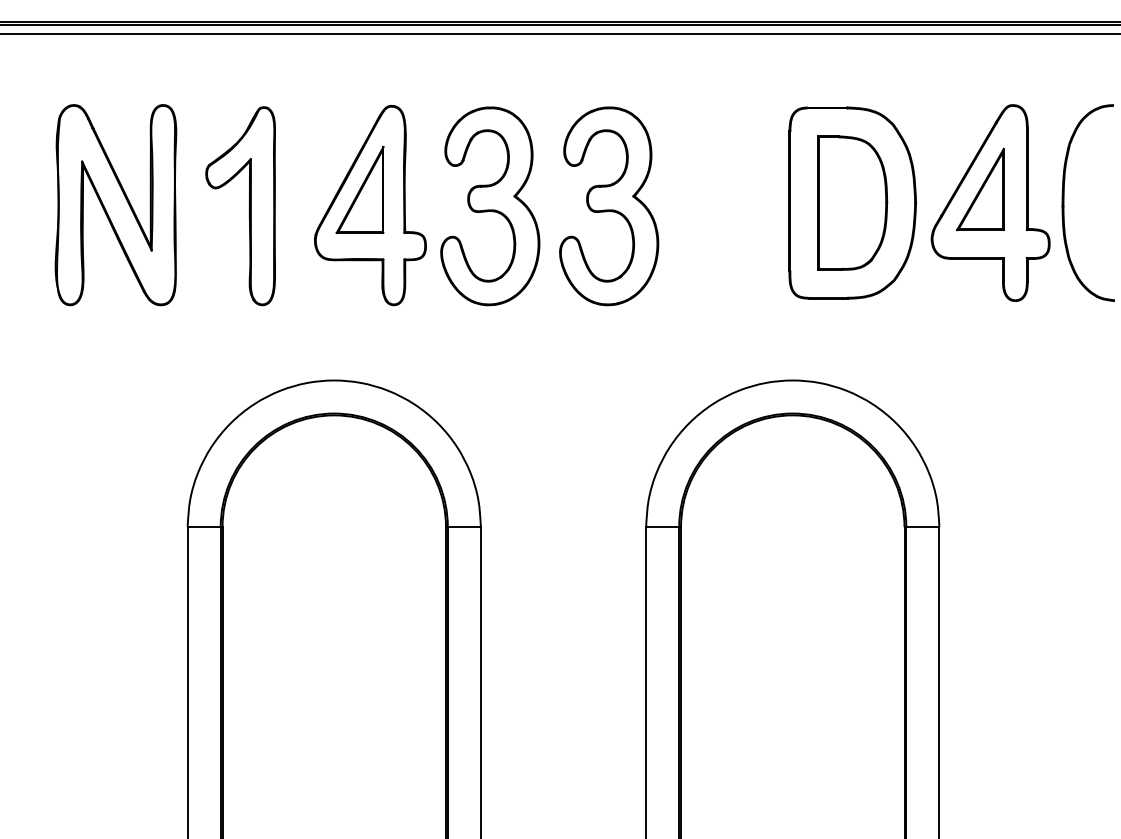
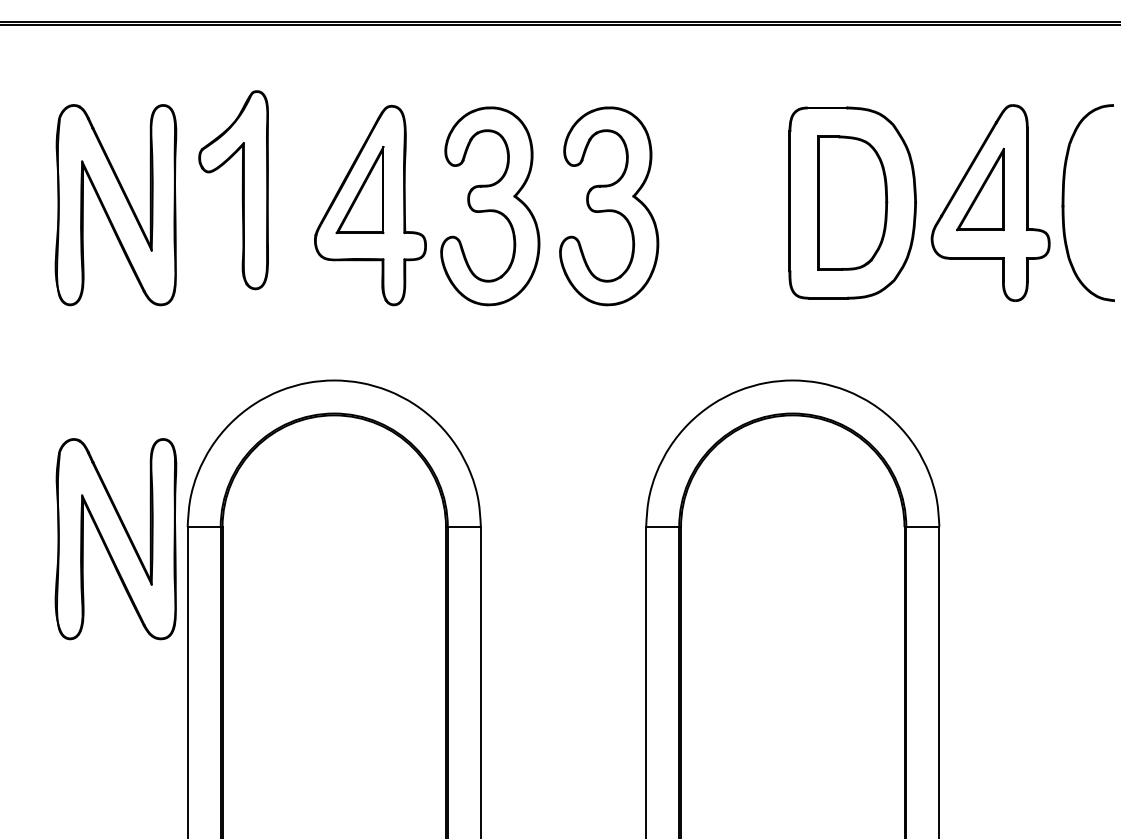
line: present -> none (559, 33)
part position: (249, 206) -> (242, 190) (242, 190)
part: none -> present (115, 539)
